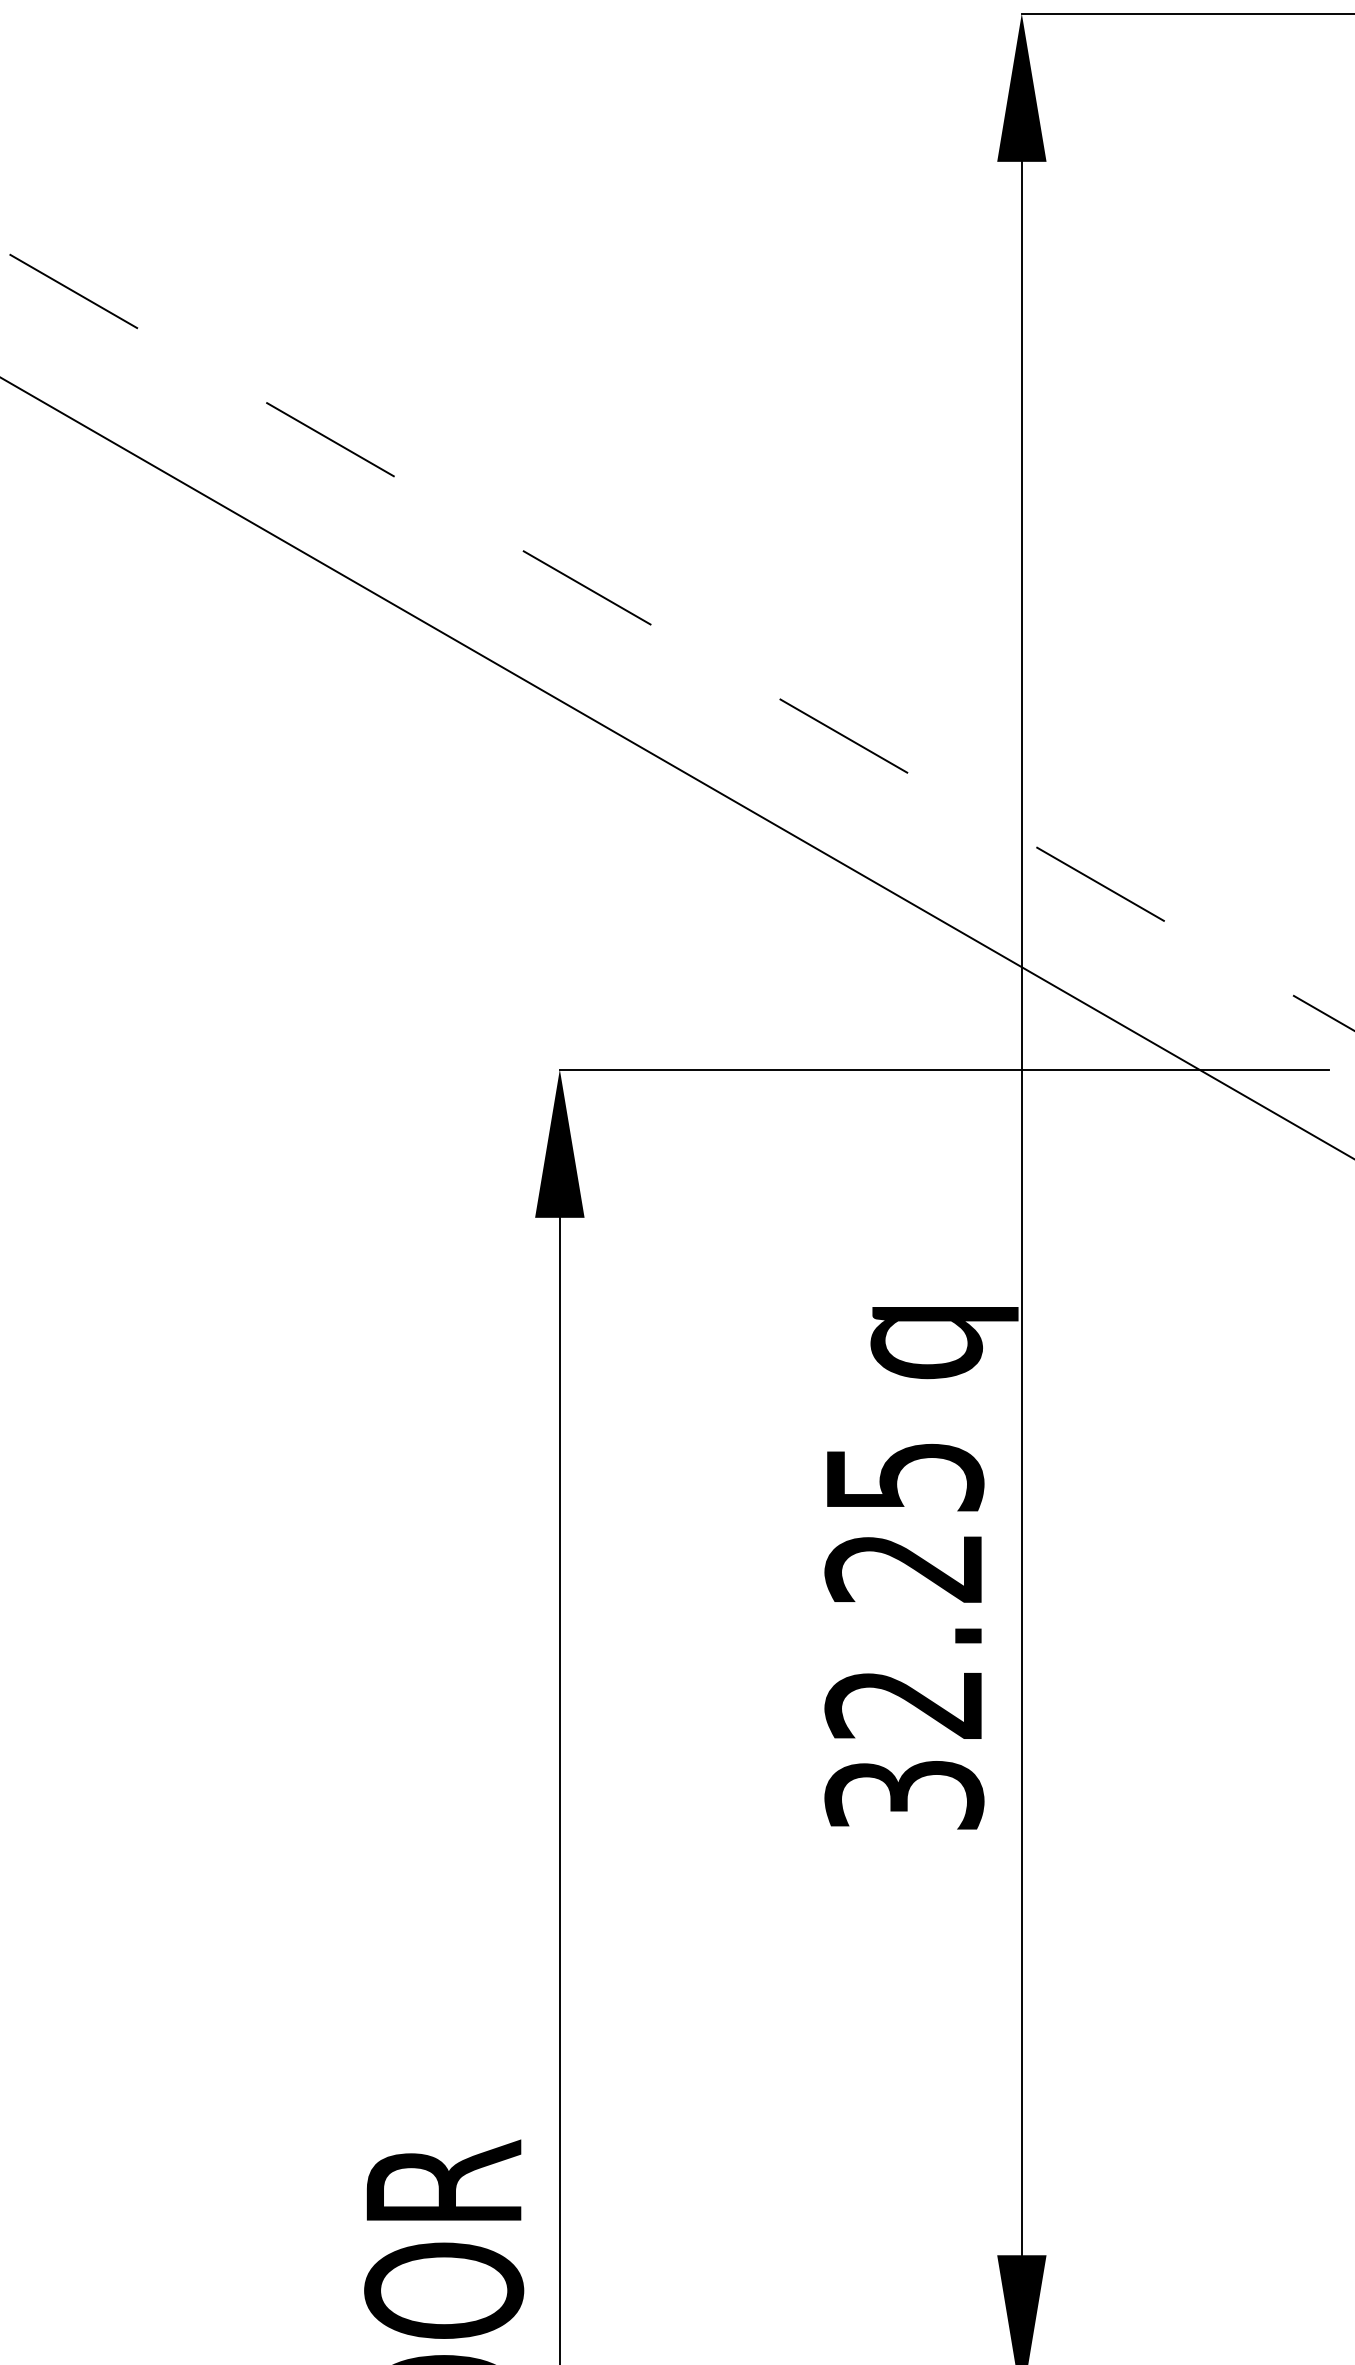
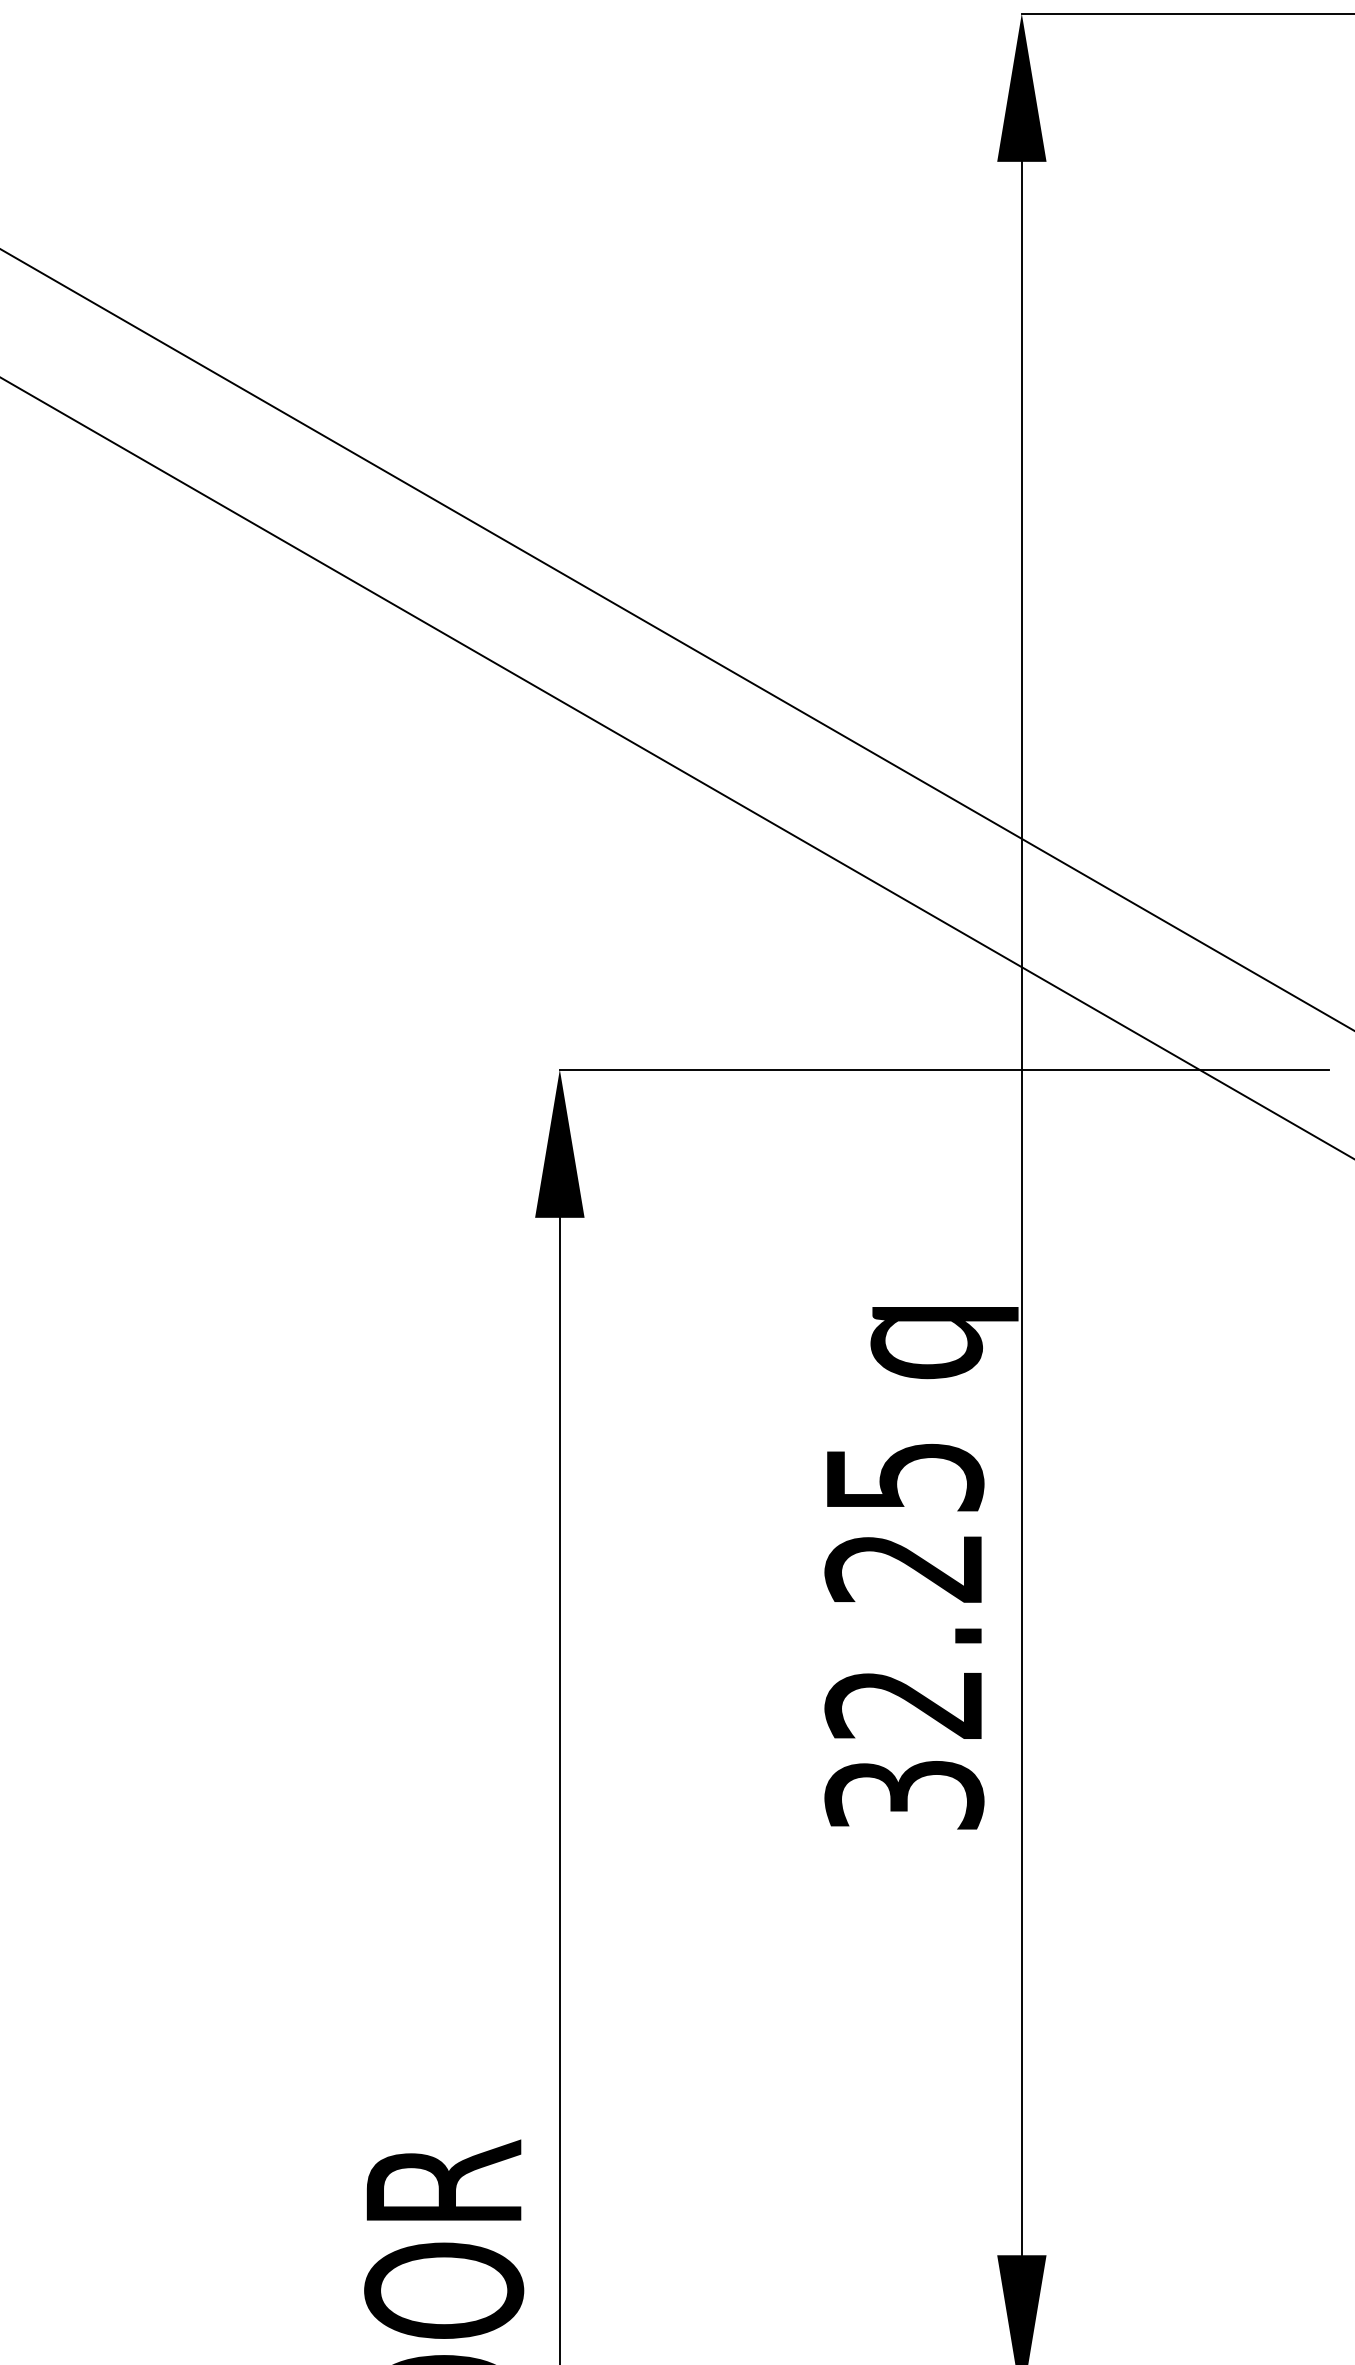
line: dashed -> solid (677, 640)
